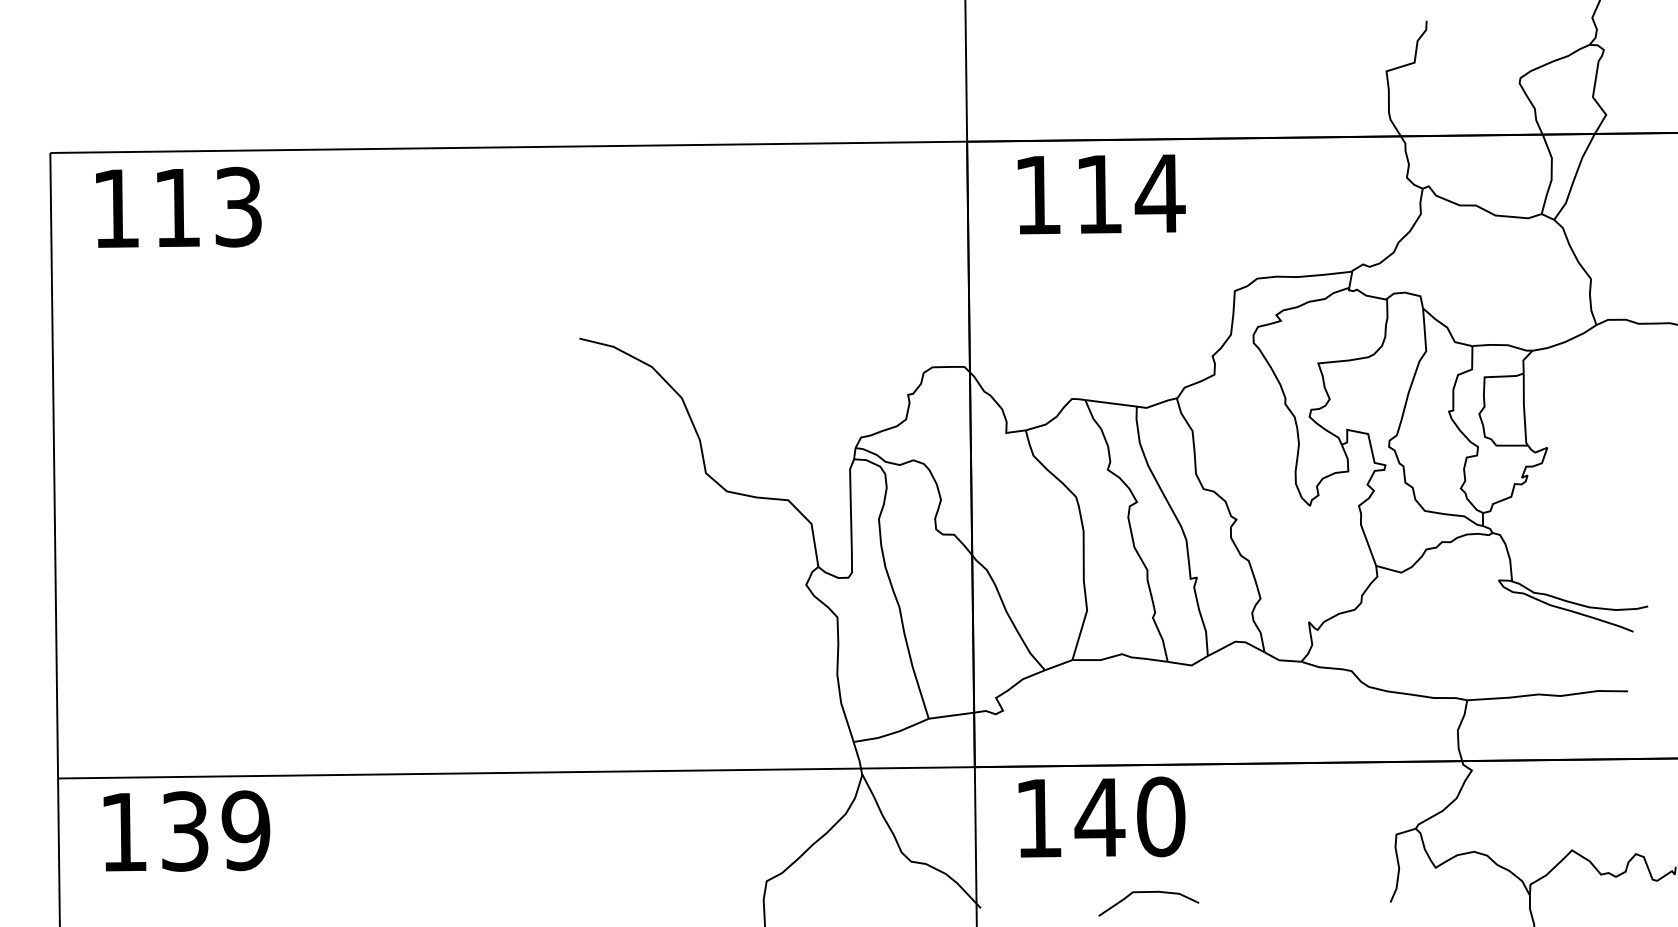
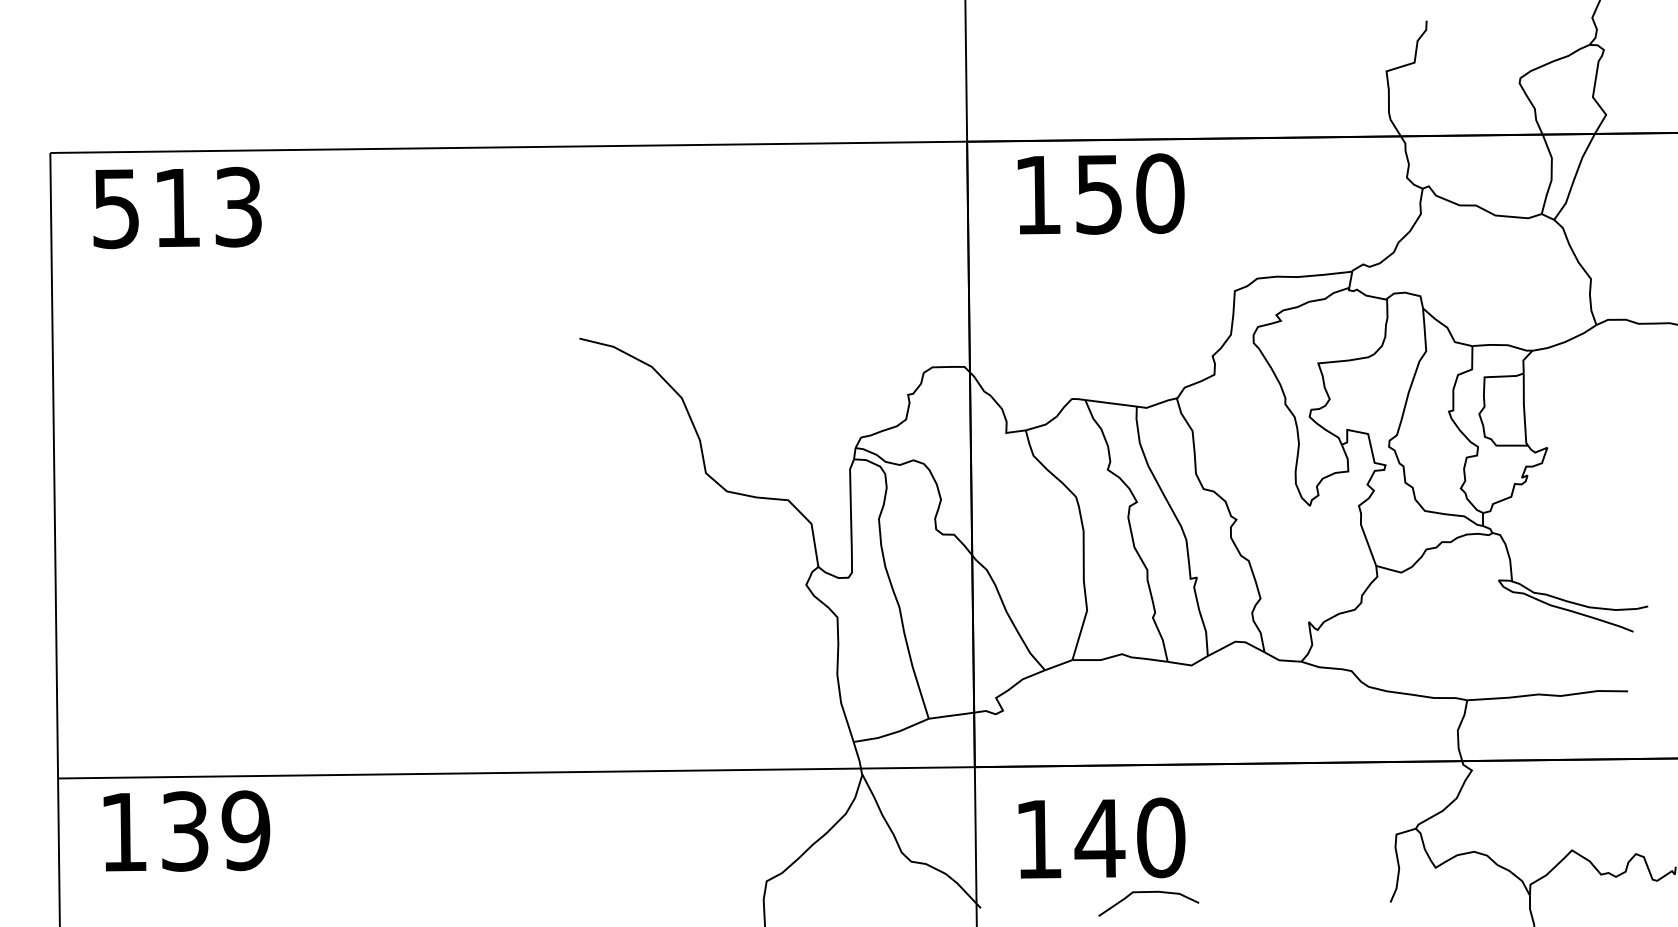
text: 114 -> 150 (1130, 193)
text: 113 -> 513 (115, 209)
text position: (1101, 816) -> (1101, 837) (1101, 837)
